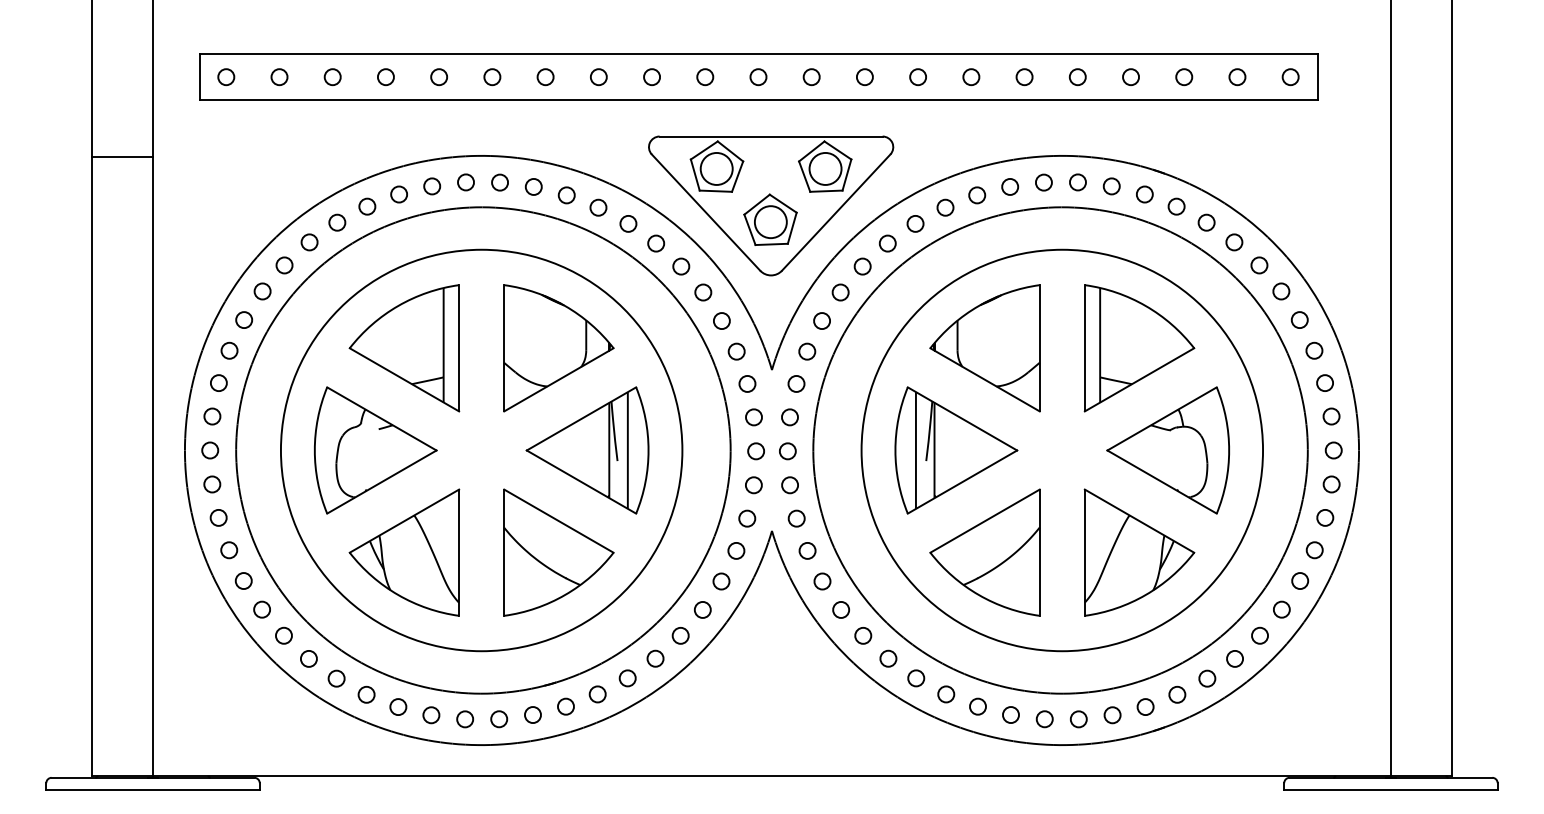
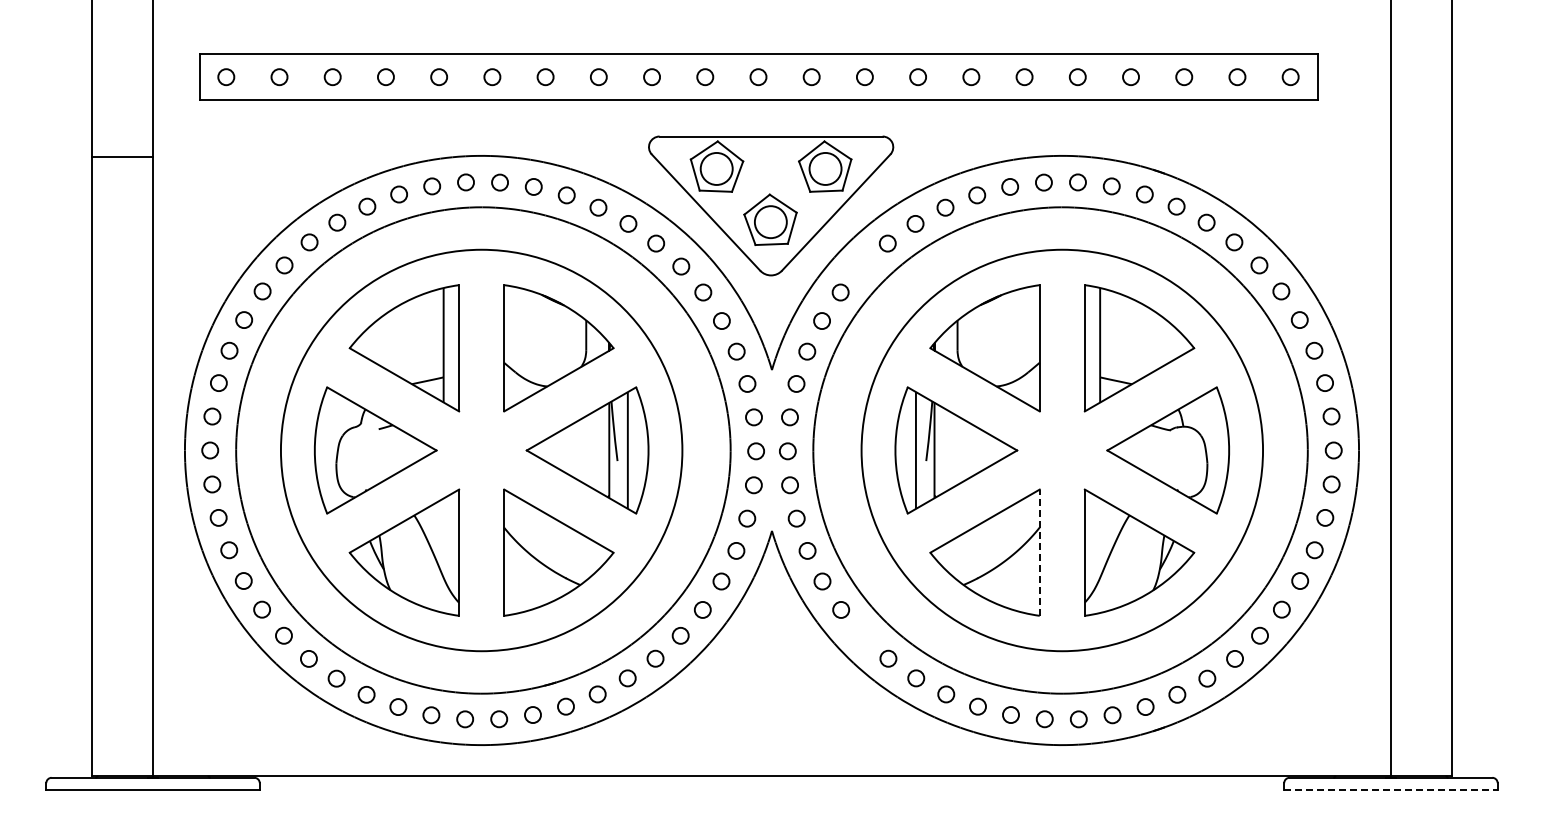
circle: present -> none (862, 266)
line: solid -> dashed (1039, 552)
circle: present -> none (863, 635)
line: solid -> dashed (1390, 789)
